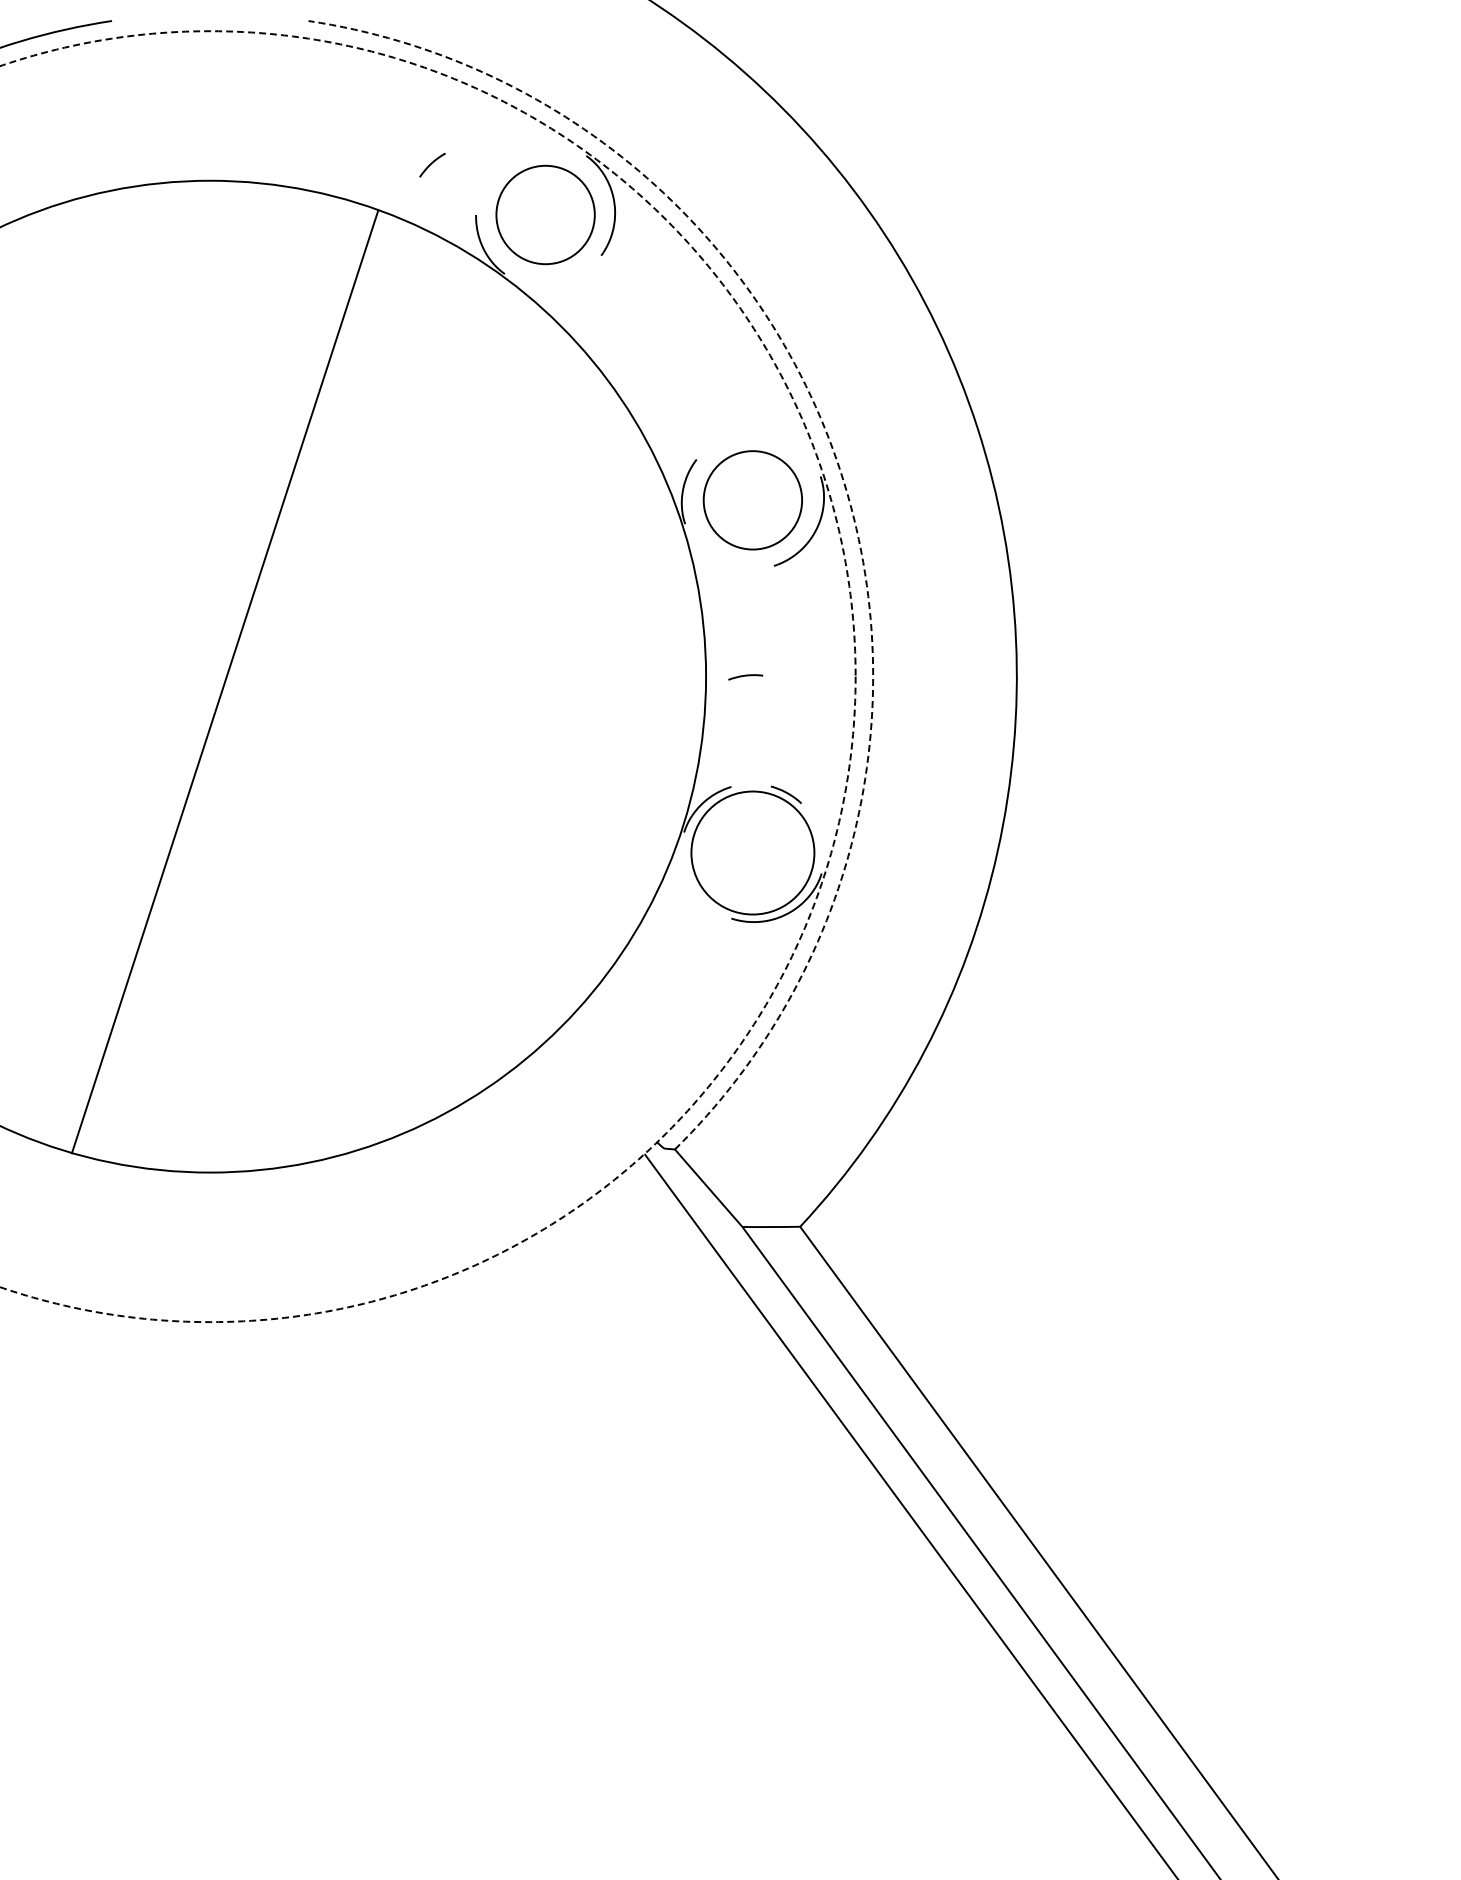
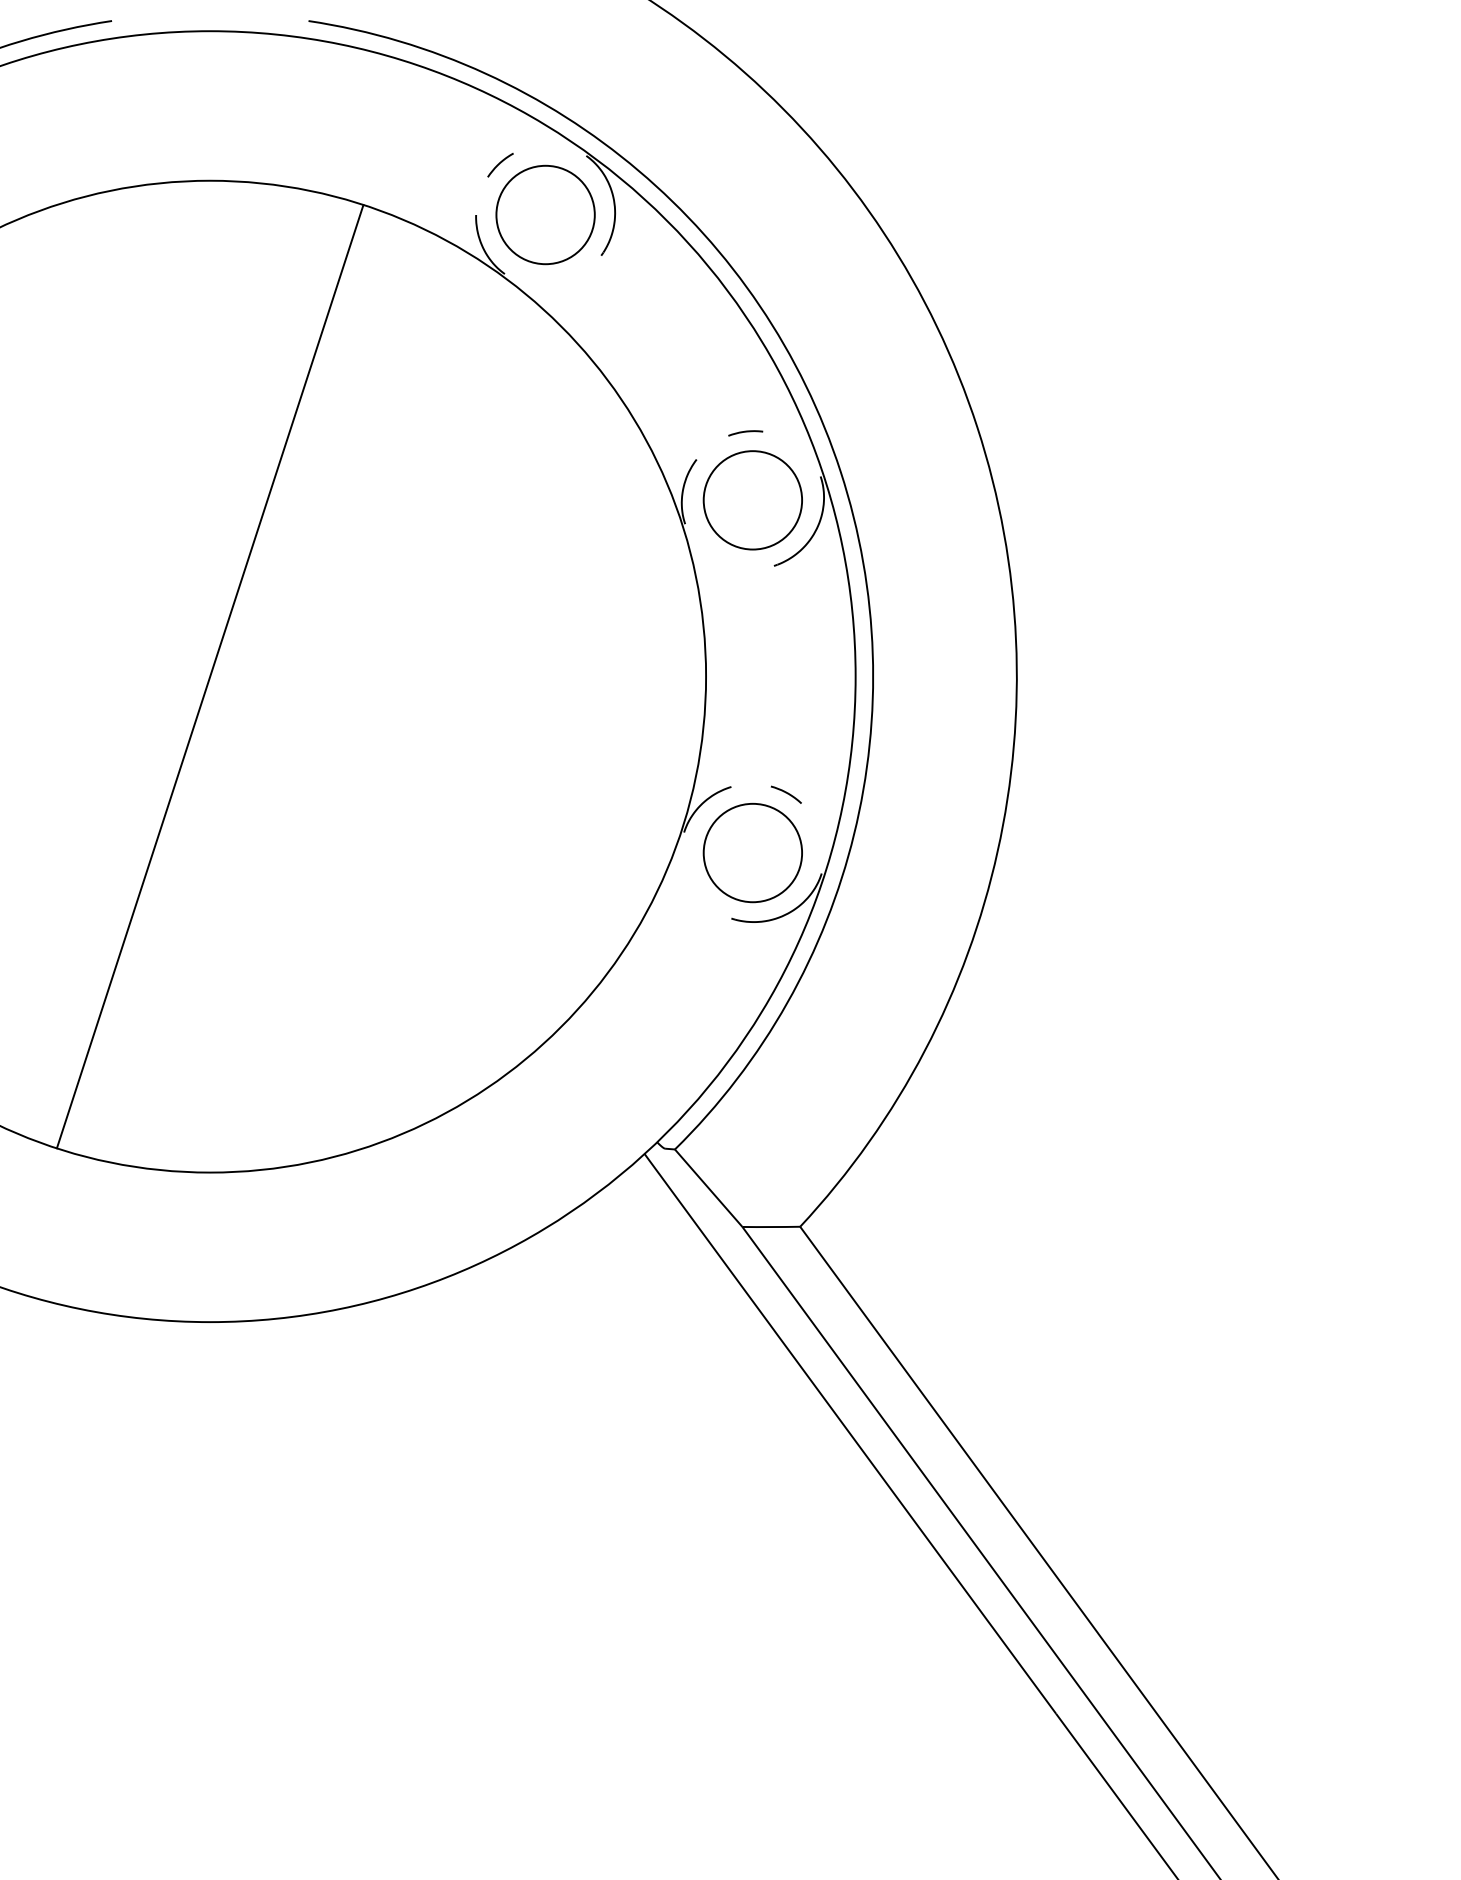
curve position: (431, 164) -> (499, 164) (499, 164)
arc: dashed -> solid (840, 471)
circle: dashed -> solid (427, 676)
curve position: (745, 676) -> (745, 432) (745, 432)
line position: (224, 681) -> (209, 676) (209, 676)
circle diameter: 123 px -> 98 px (752, 852)
